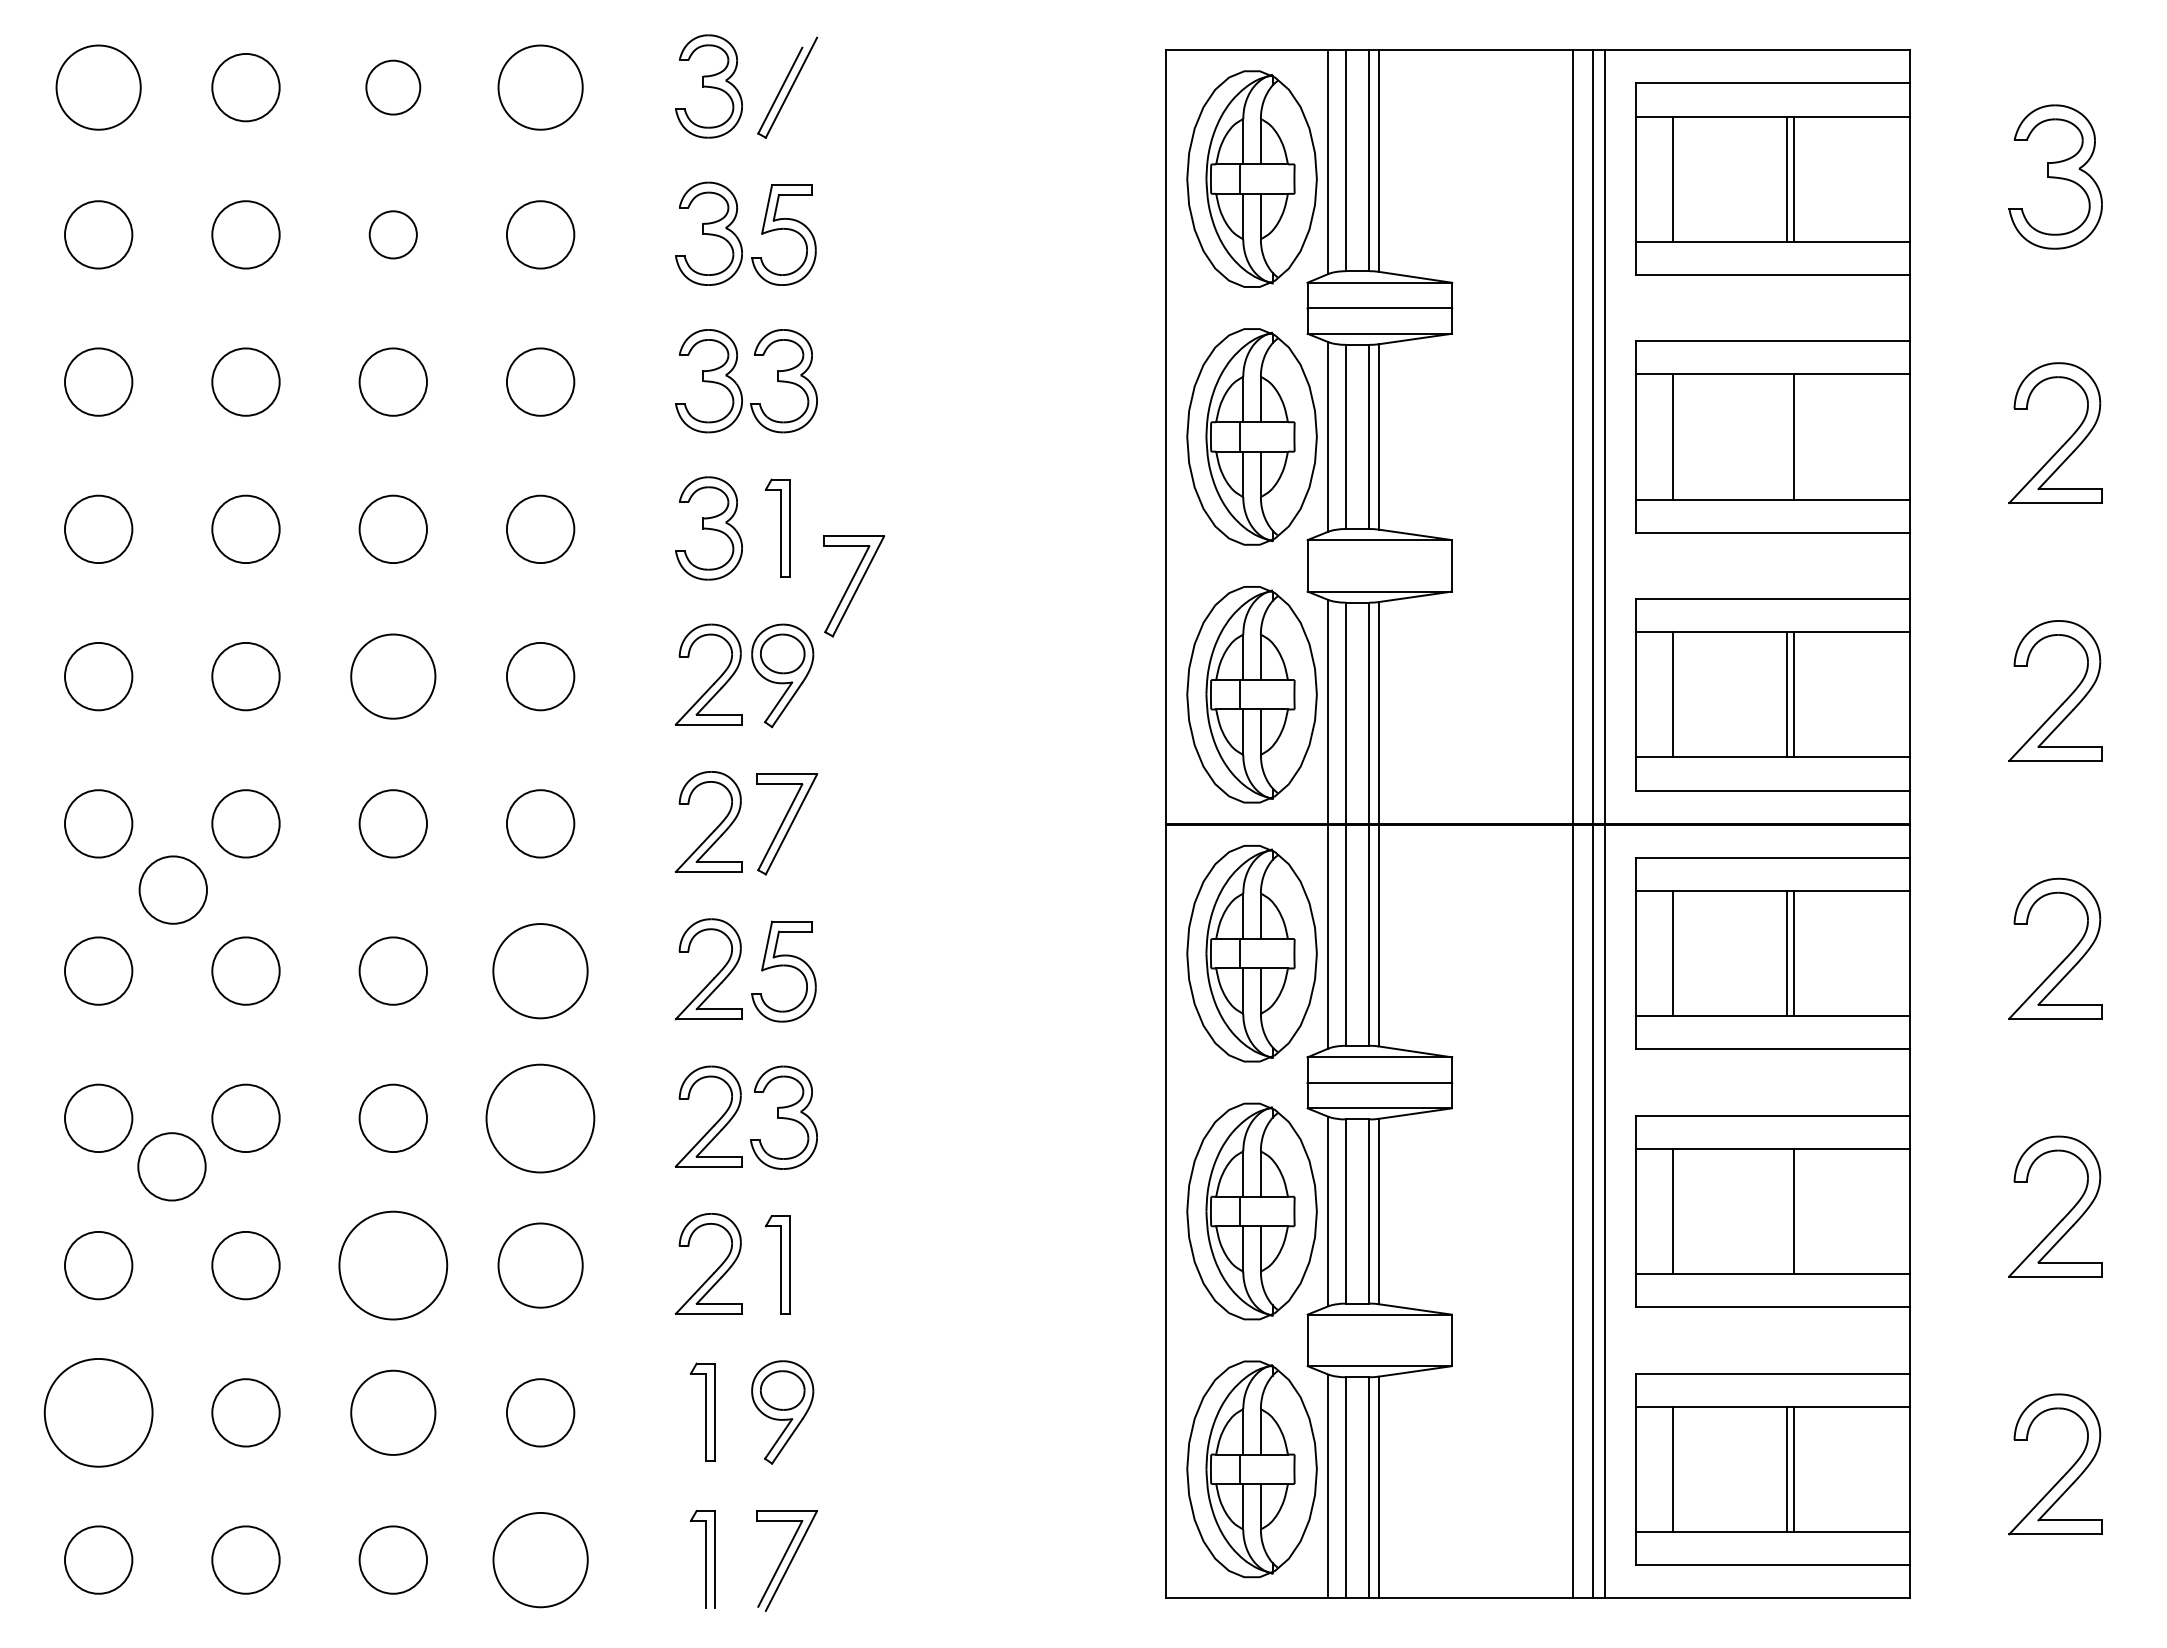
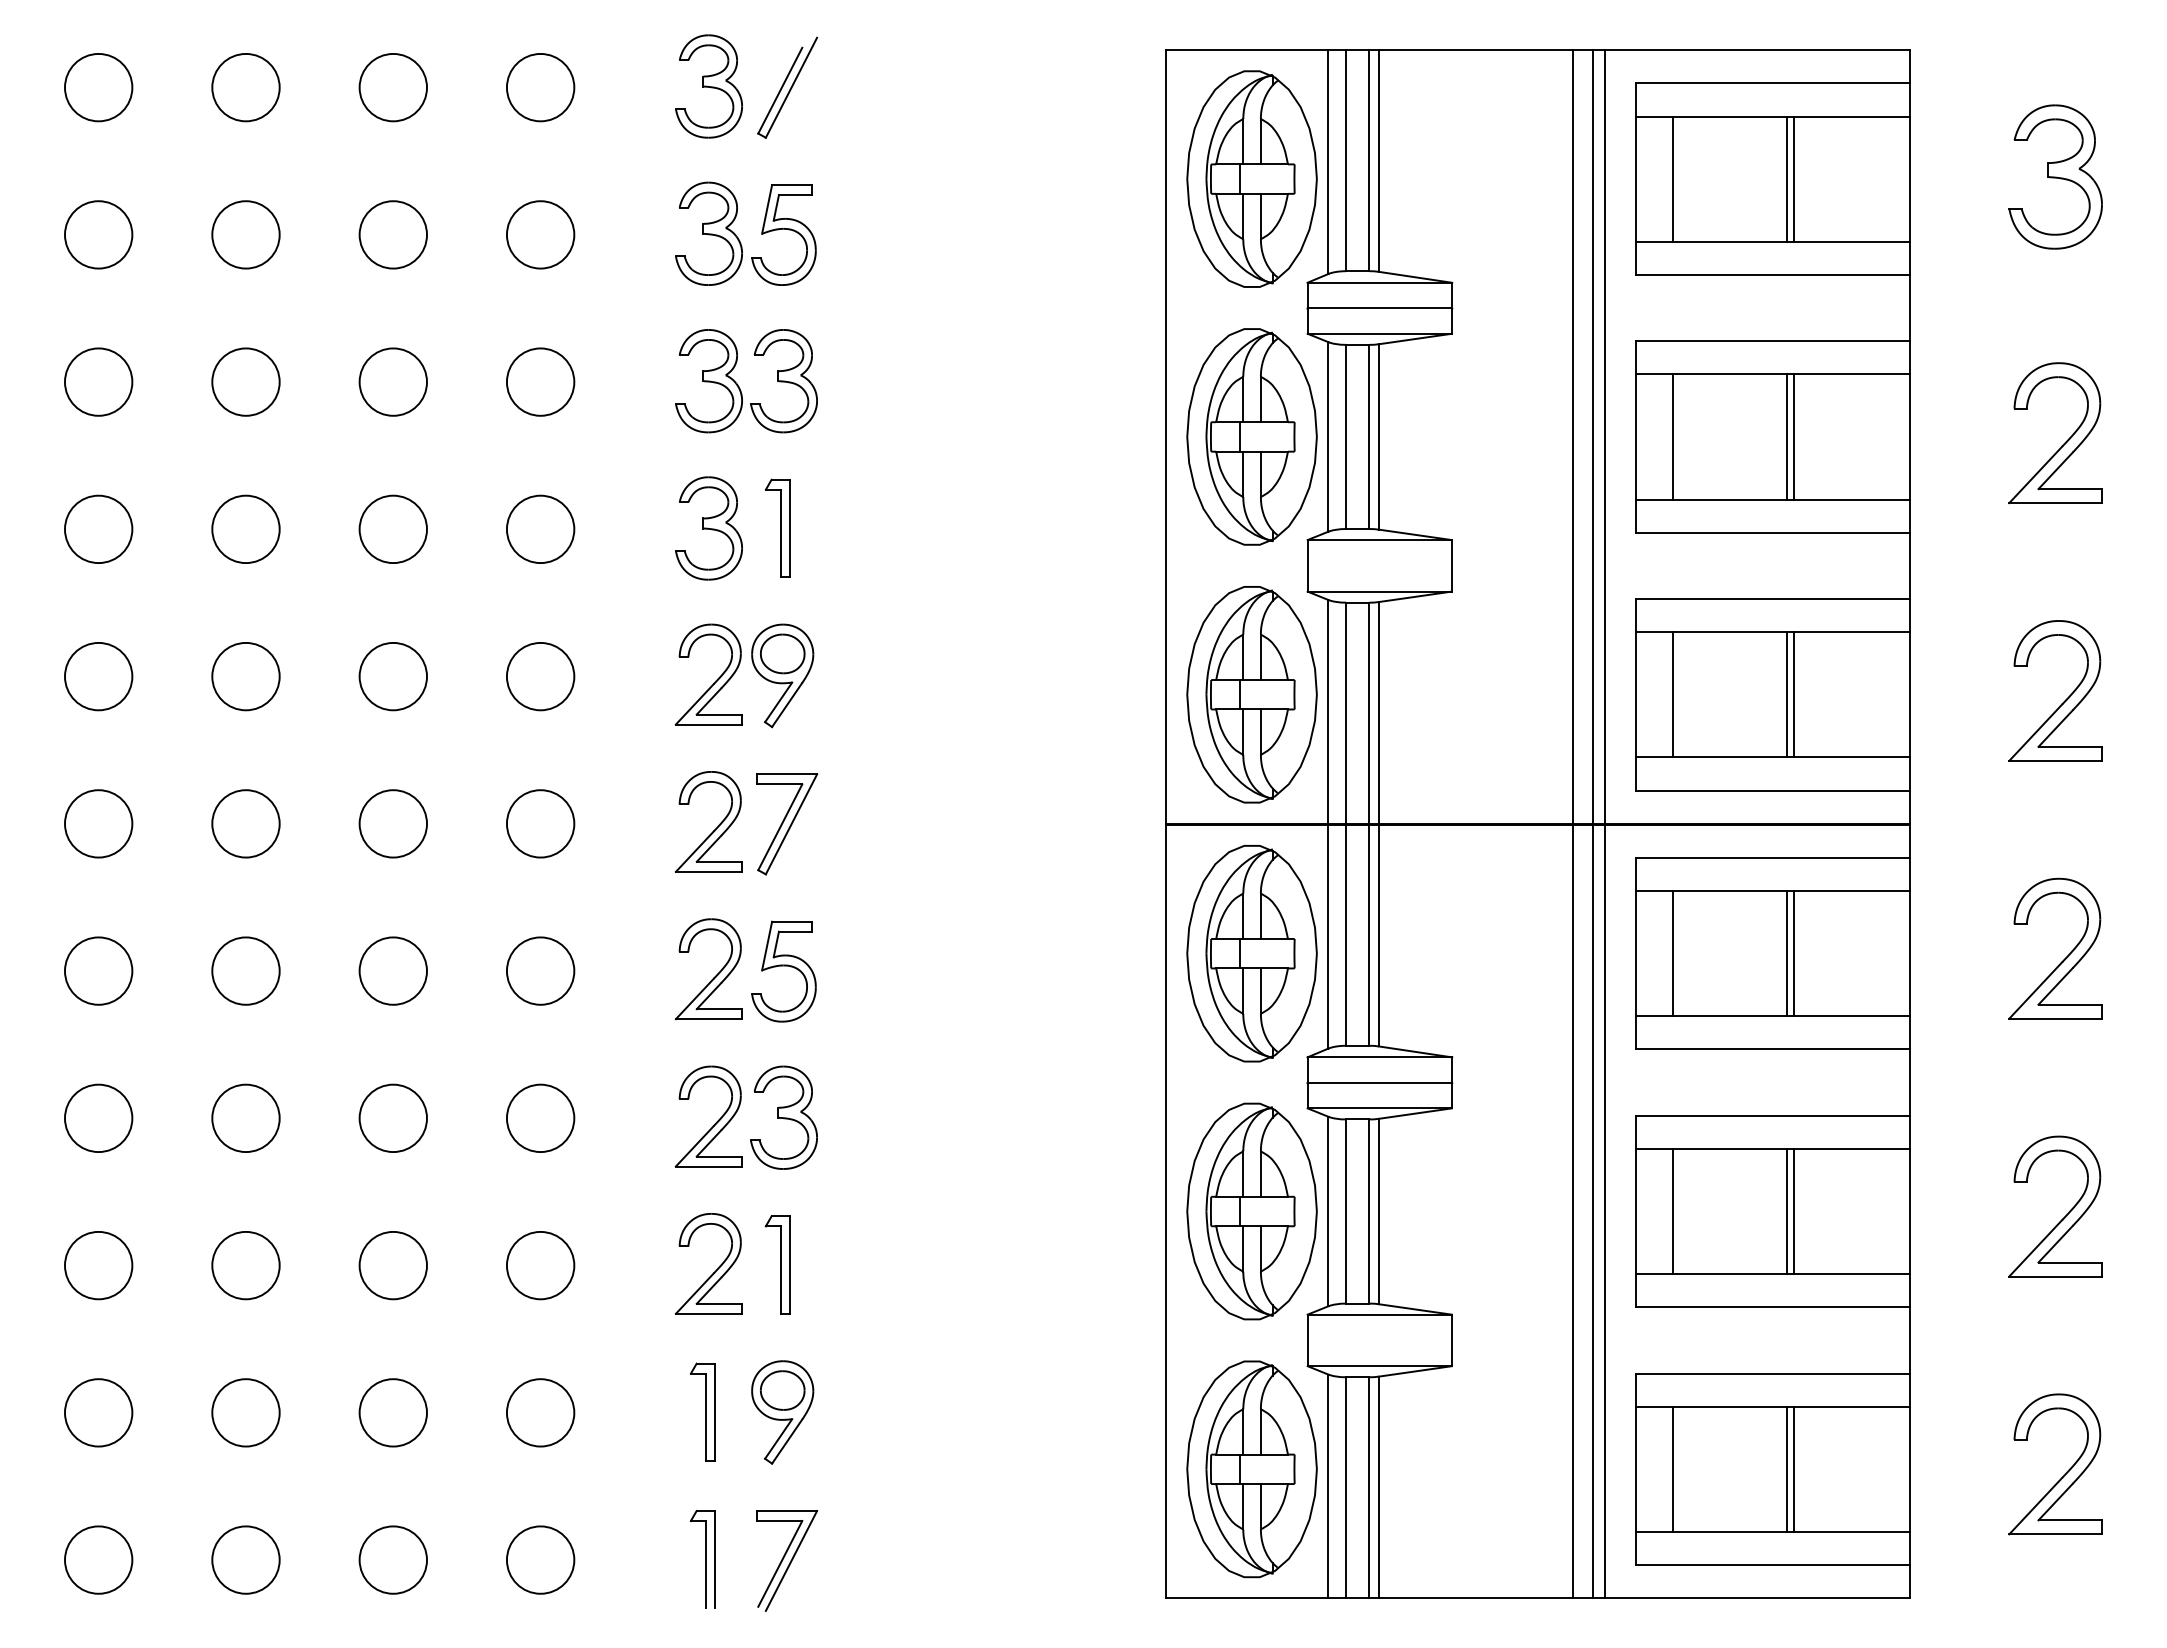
circle diameter: 84 px -> 67 px (98, 87)
circle diameter: 54 px -> 67 px (393, 87)
circle diameter: 84 px -> 67 px (540, 87)
circle diameter: 47 px -> 67 px (393, 234)
line: none -> present (1786, 436)
part: present -> none (854, 586)
circle diameter: 84 px -> 67 px (393, 676)
circle: present -> none (172, 889)
circle size: 97x97 px -> 70x70 px (540, 970)
circle size: 111x111 px -> 70x70 px (540, 1117)
circle: present -> none (171, 1166)
line: none -> present (1786, 1211)
circle diameter: 108 px -> 67 px (393, 1265)
circle diameter: 84 px -> 67 px (540, 1265)
circle diameter: 108 px -> 67 px (98, 1412)
circle diameter: 84 px -> 67 px (393, 1412)
circle diameter: 94 px -> 67 px (540, 1559)
